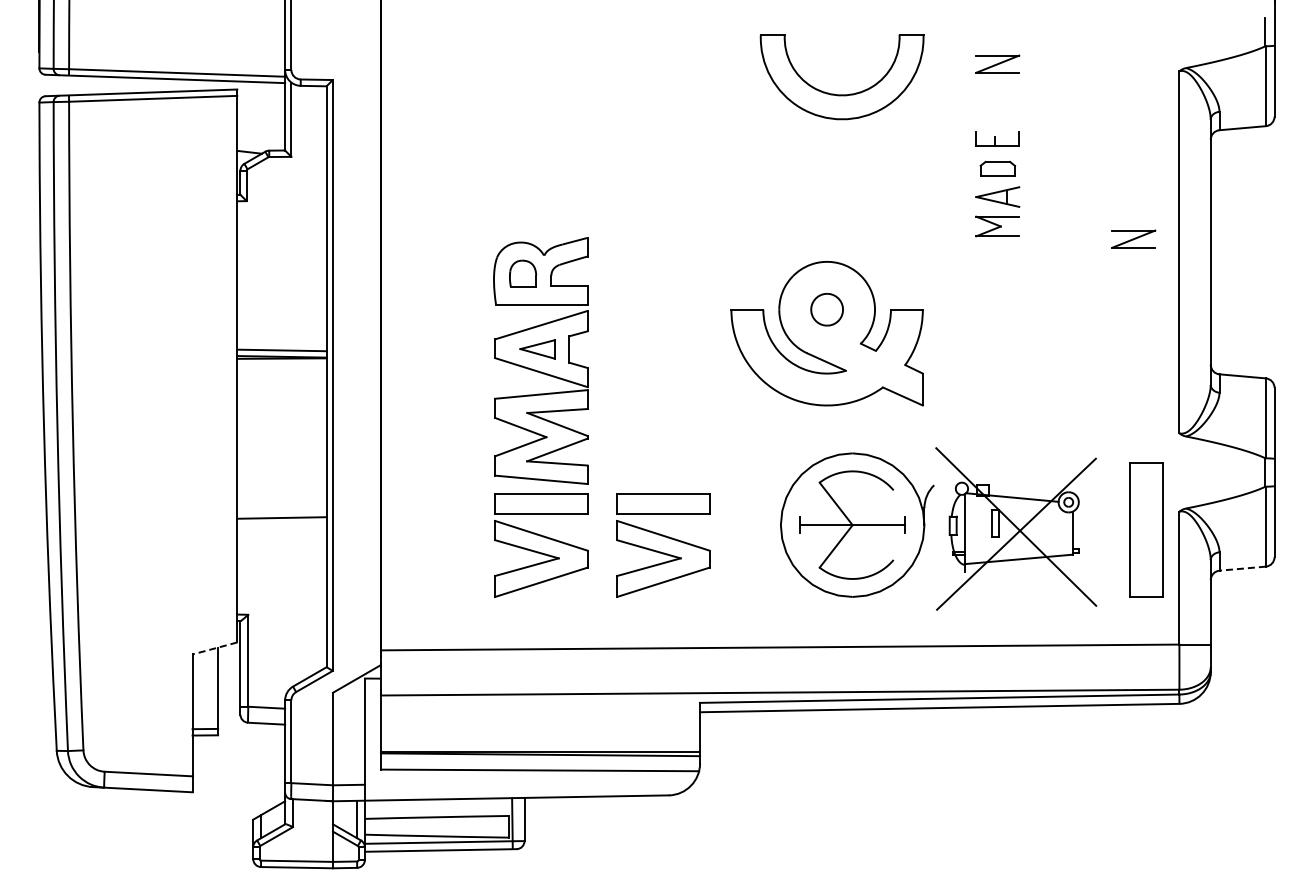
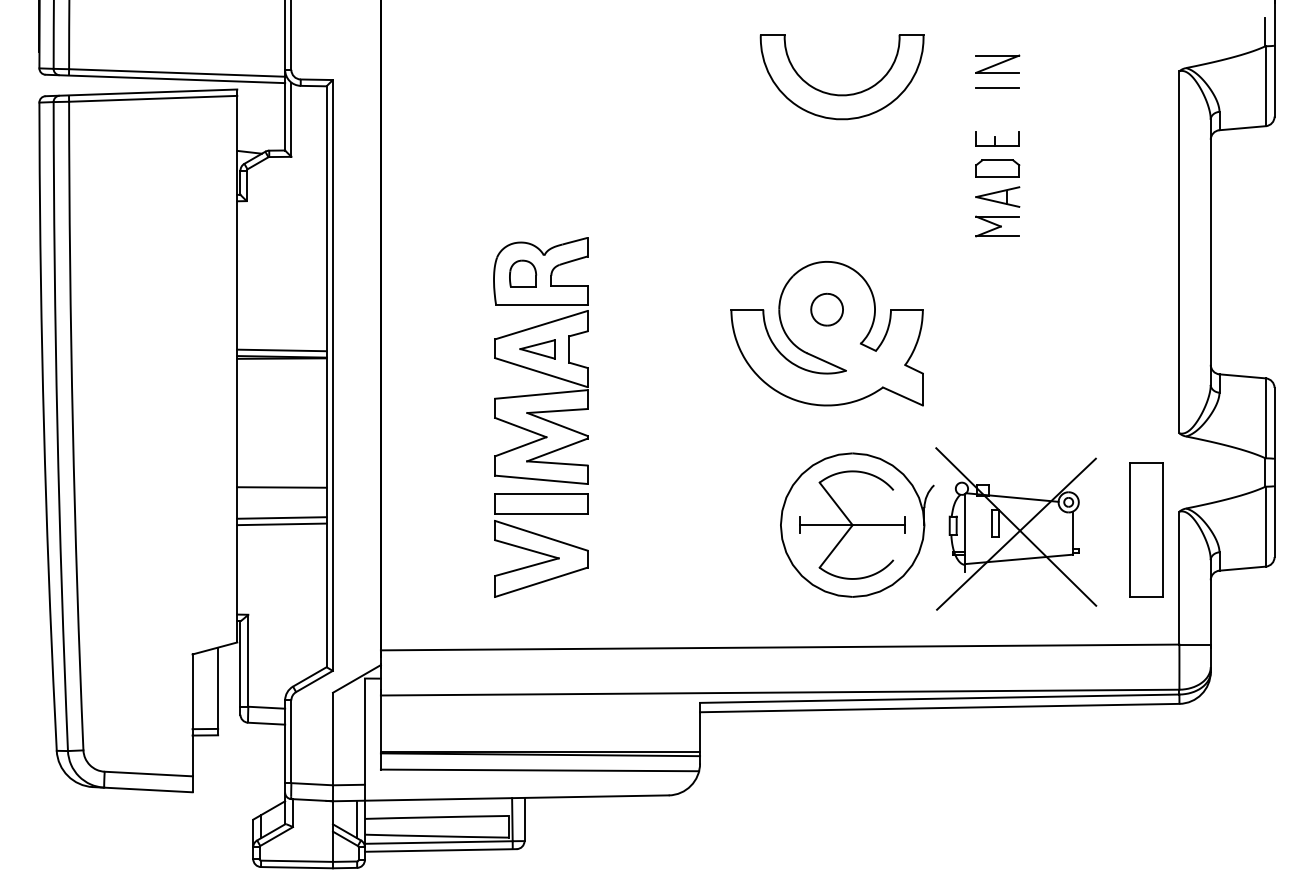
line: none -> present (997, 88)
part size: 38x17 px -> 46x19 px (997, 168)
part: present -> none (1133, 238)
line: none -> present (281, 487)
line: none -> present (281, 524)
part: present -> none (663, 545)
line: dashed -> solid (1242, 568)
line: dashed -> solid (214, 648)
